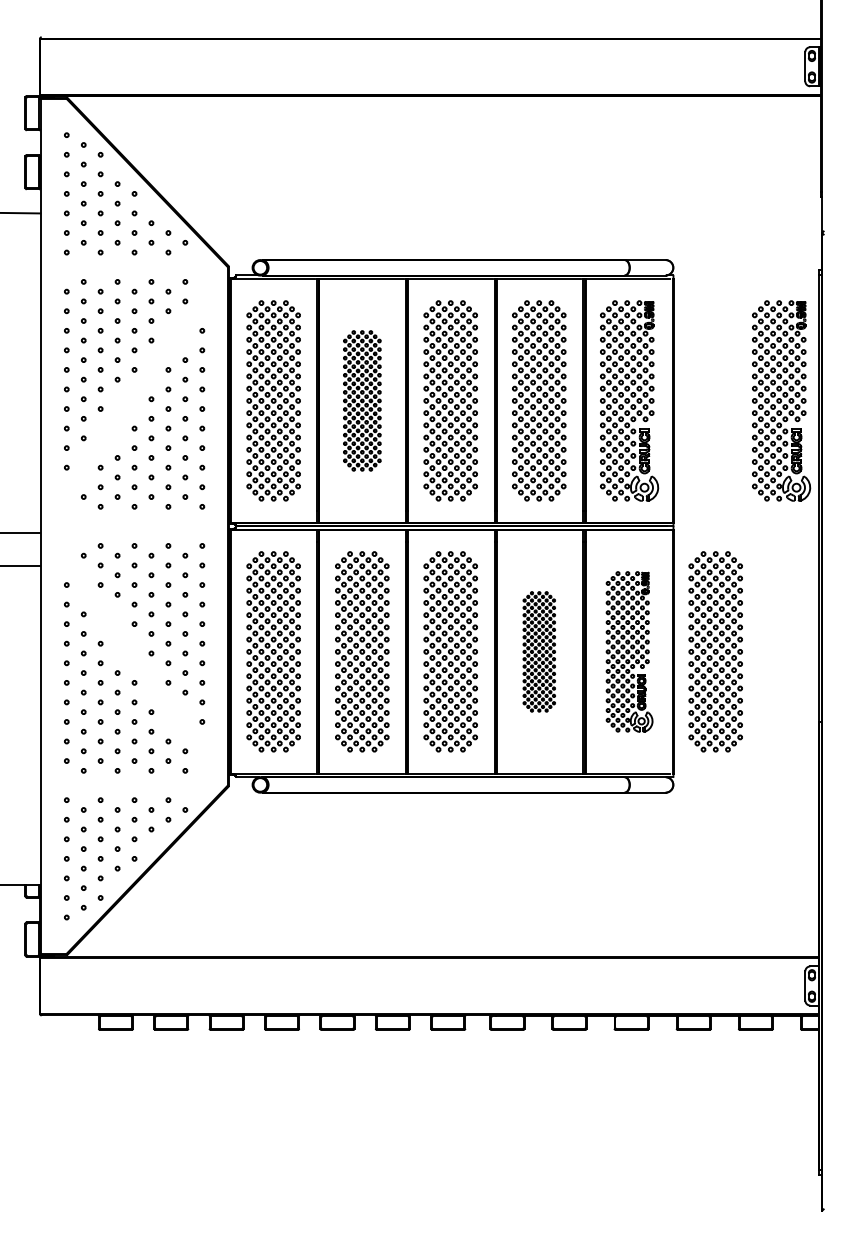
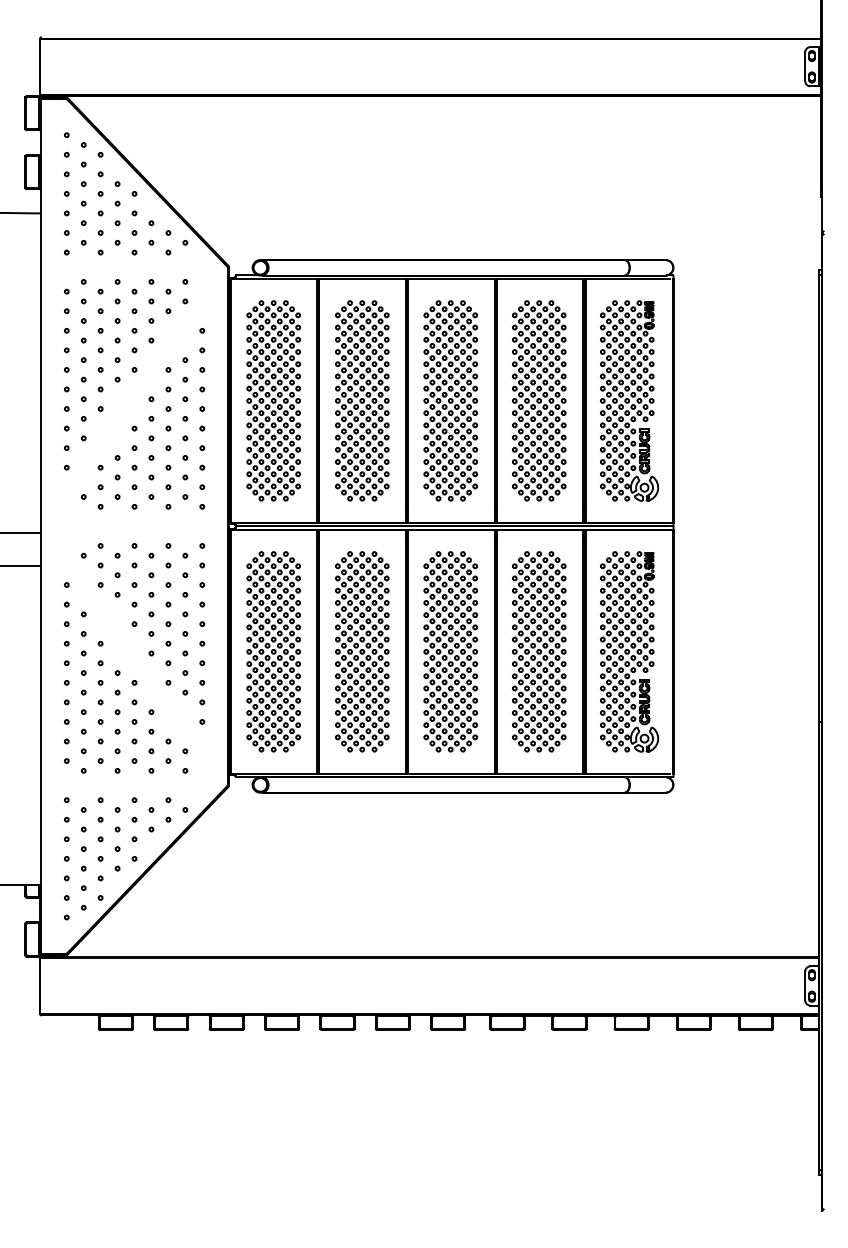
part size: 39x142 px -> 55x202 px (362, 400)
part: present -> none (781, 400)
part size: 34x122 px -> 55x202 px (539, 651)
part size: 49x162 px -> 60x202 px (629, 651)
part: present -> none (715, 651)
